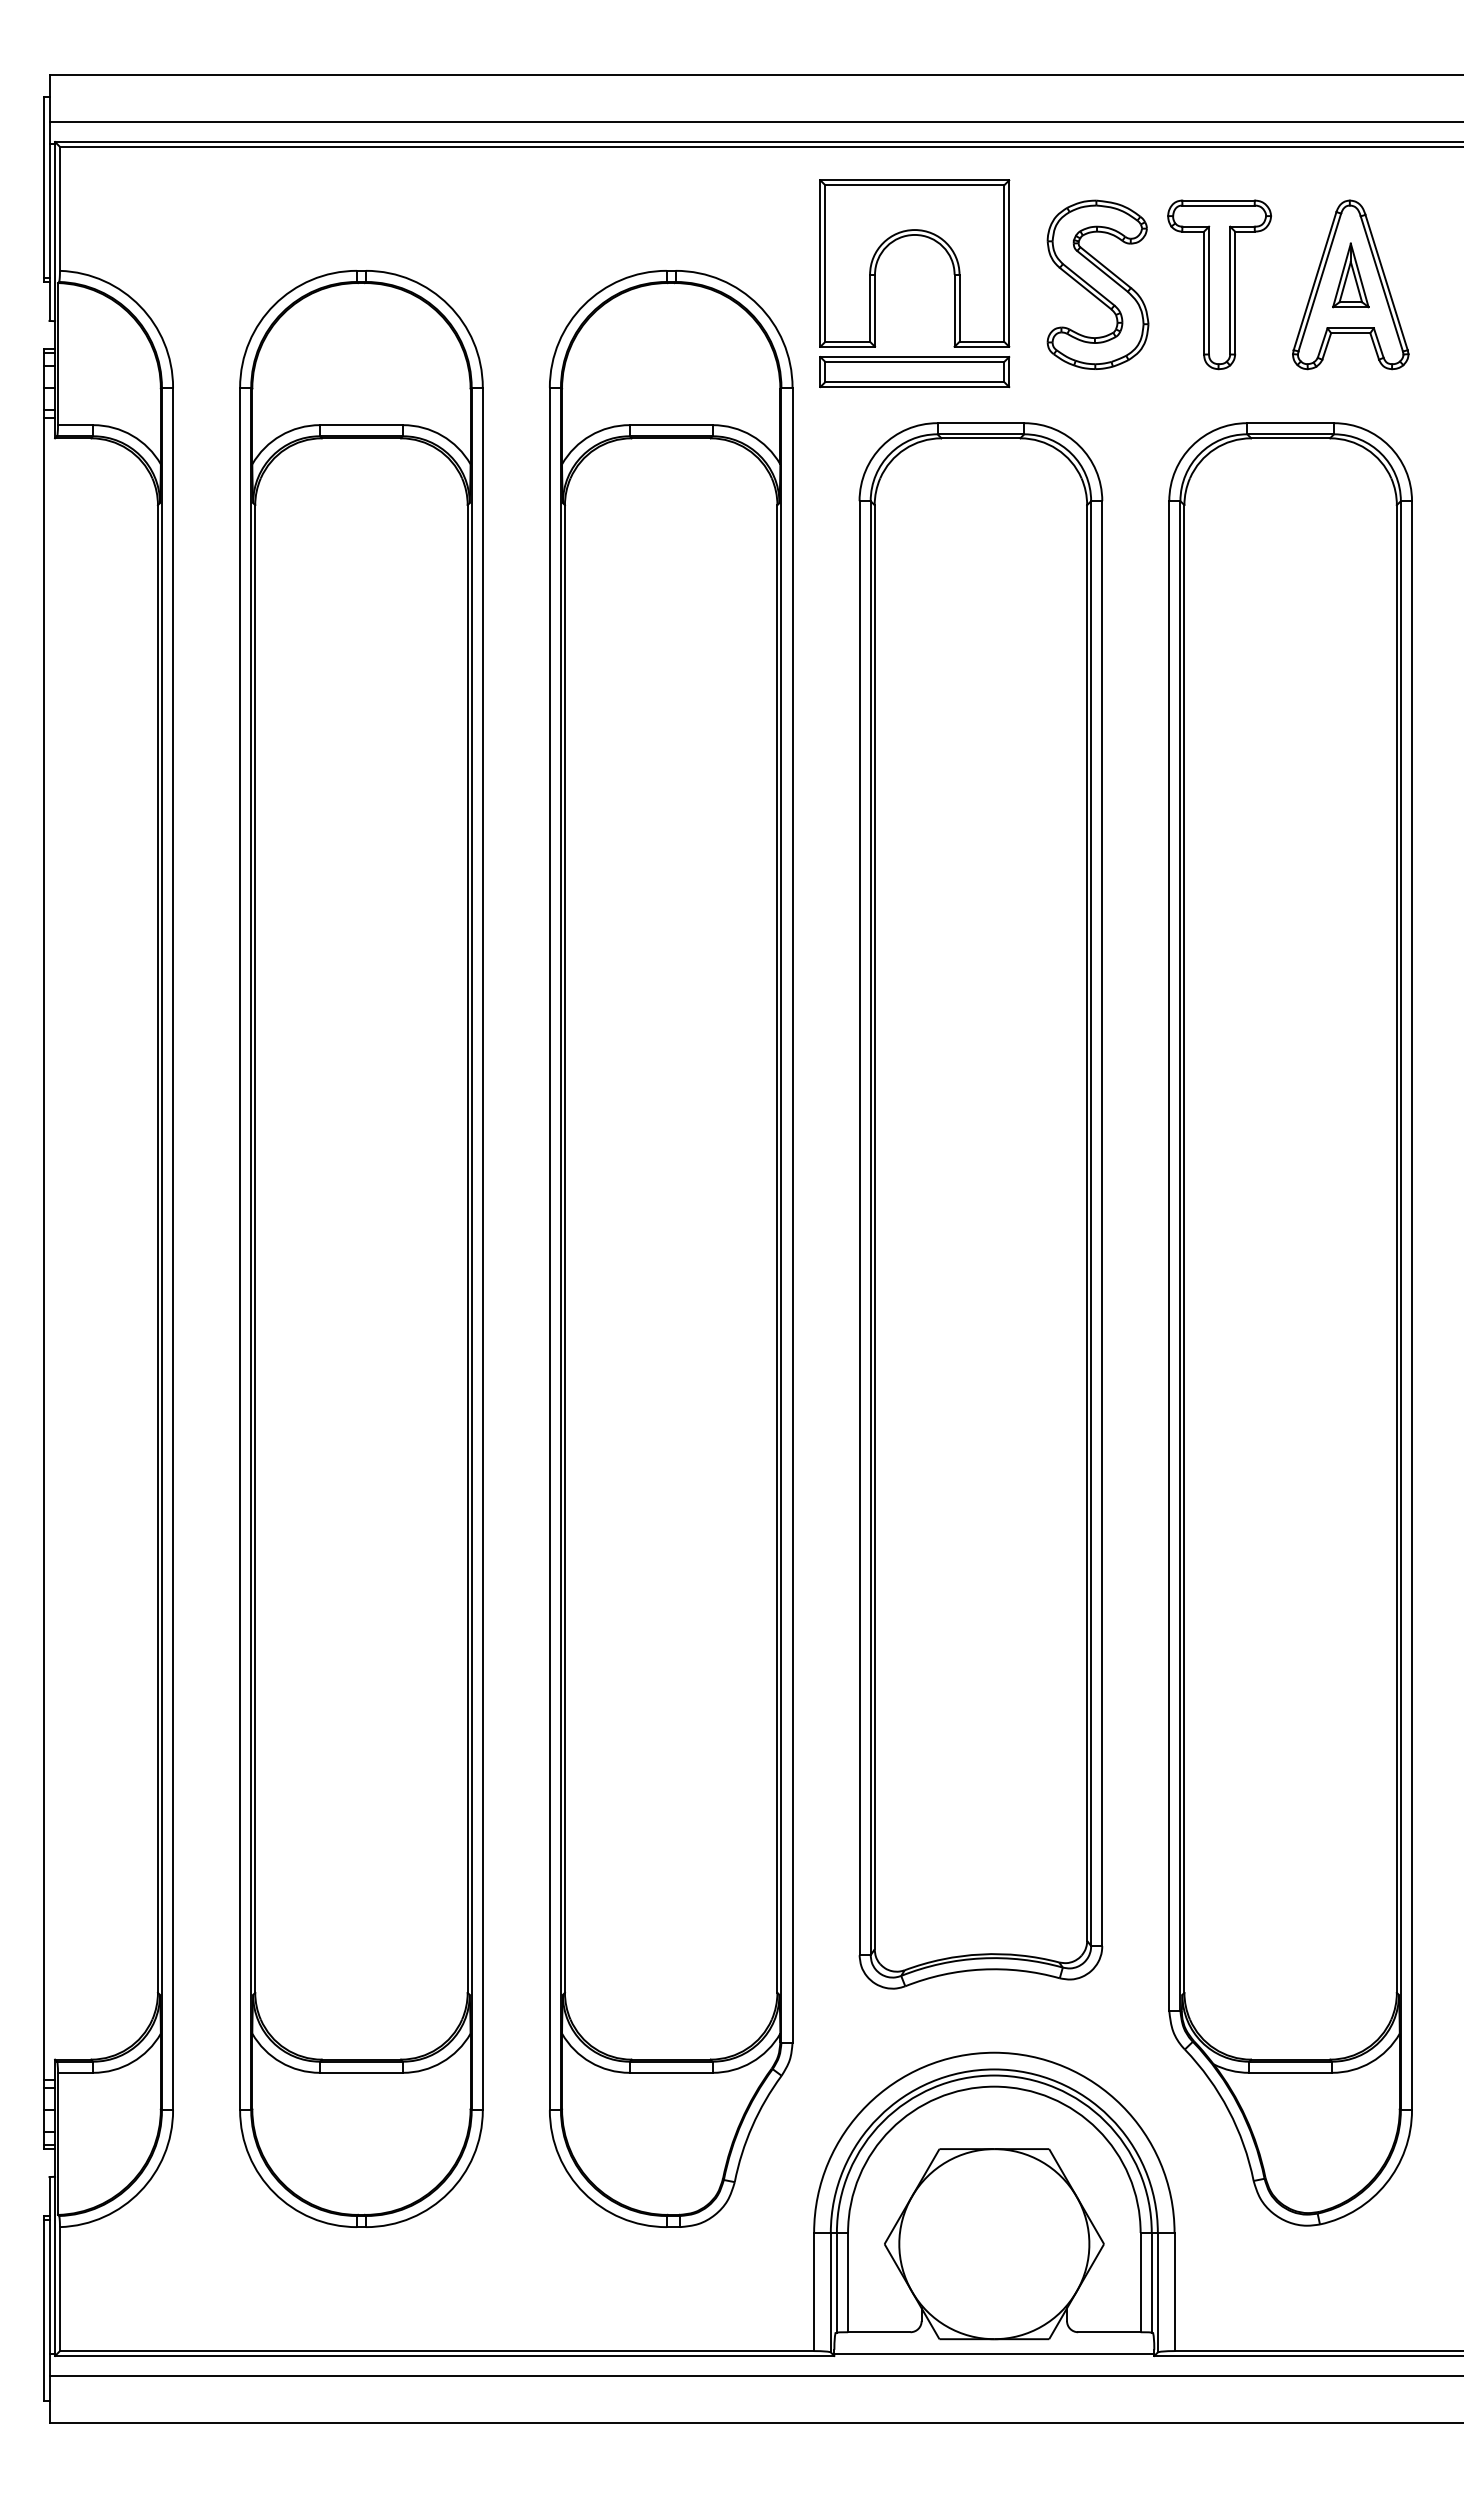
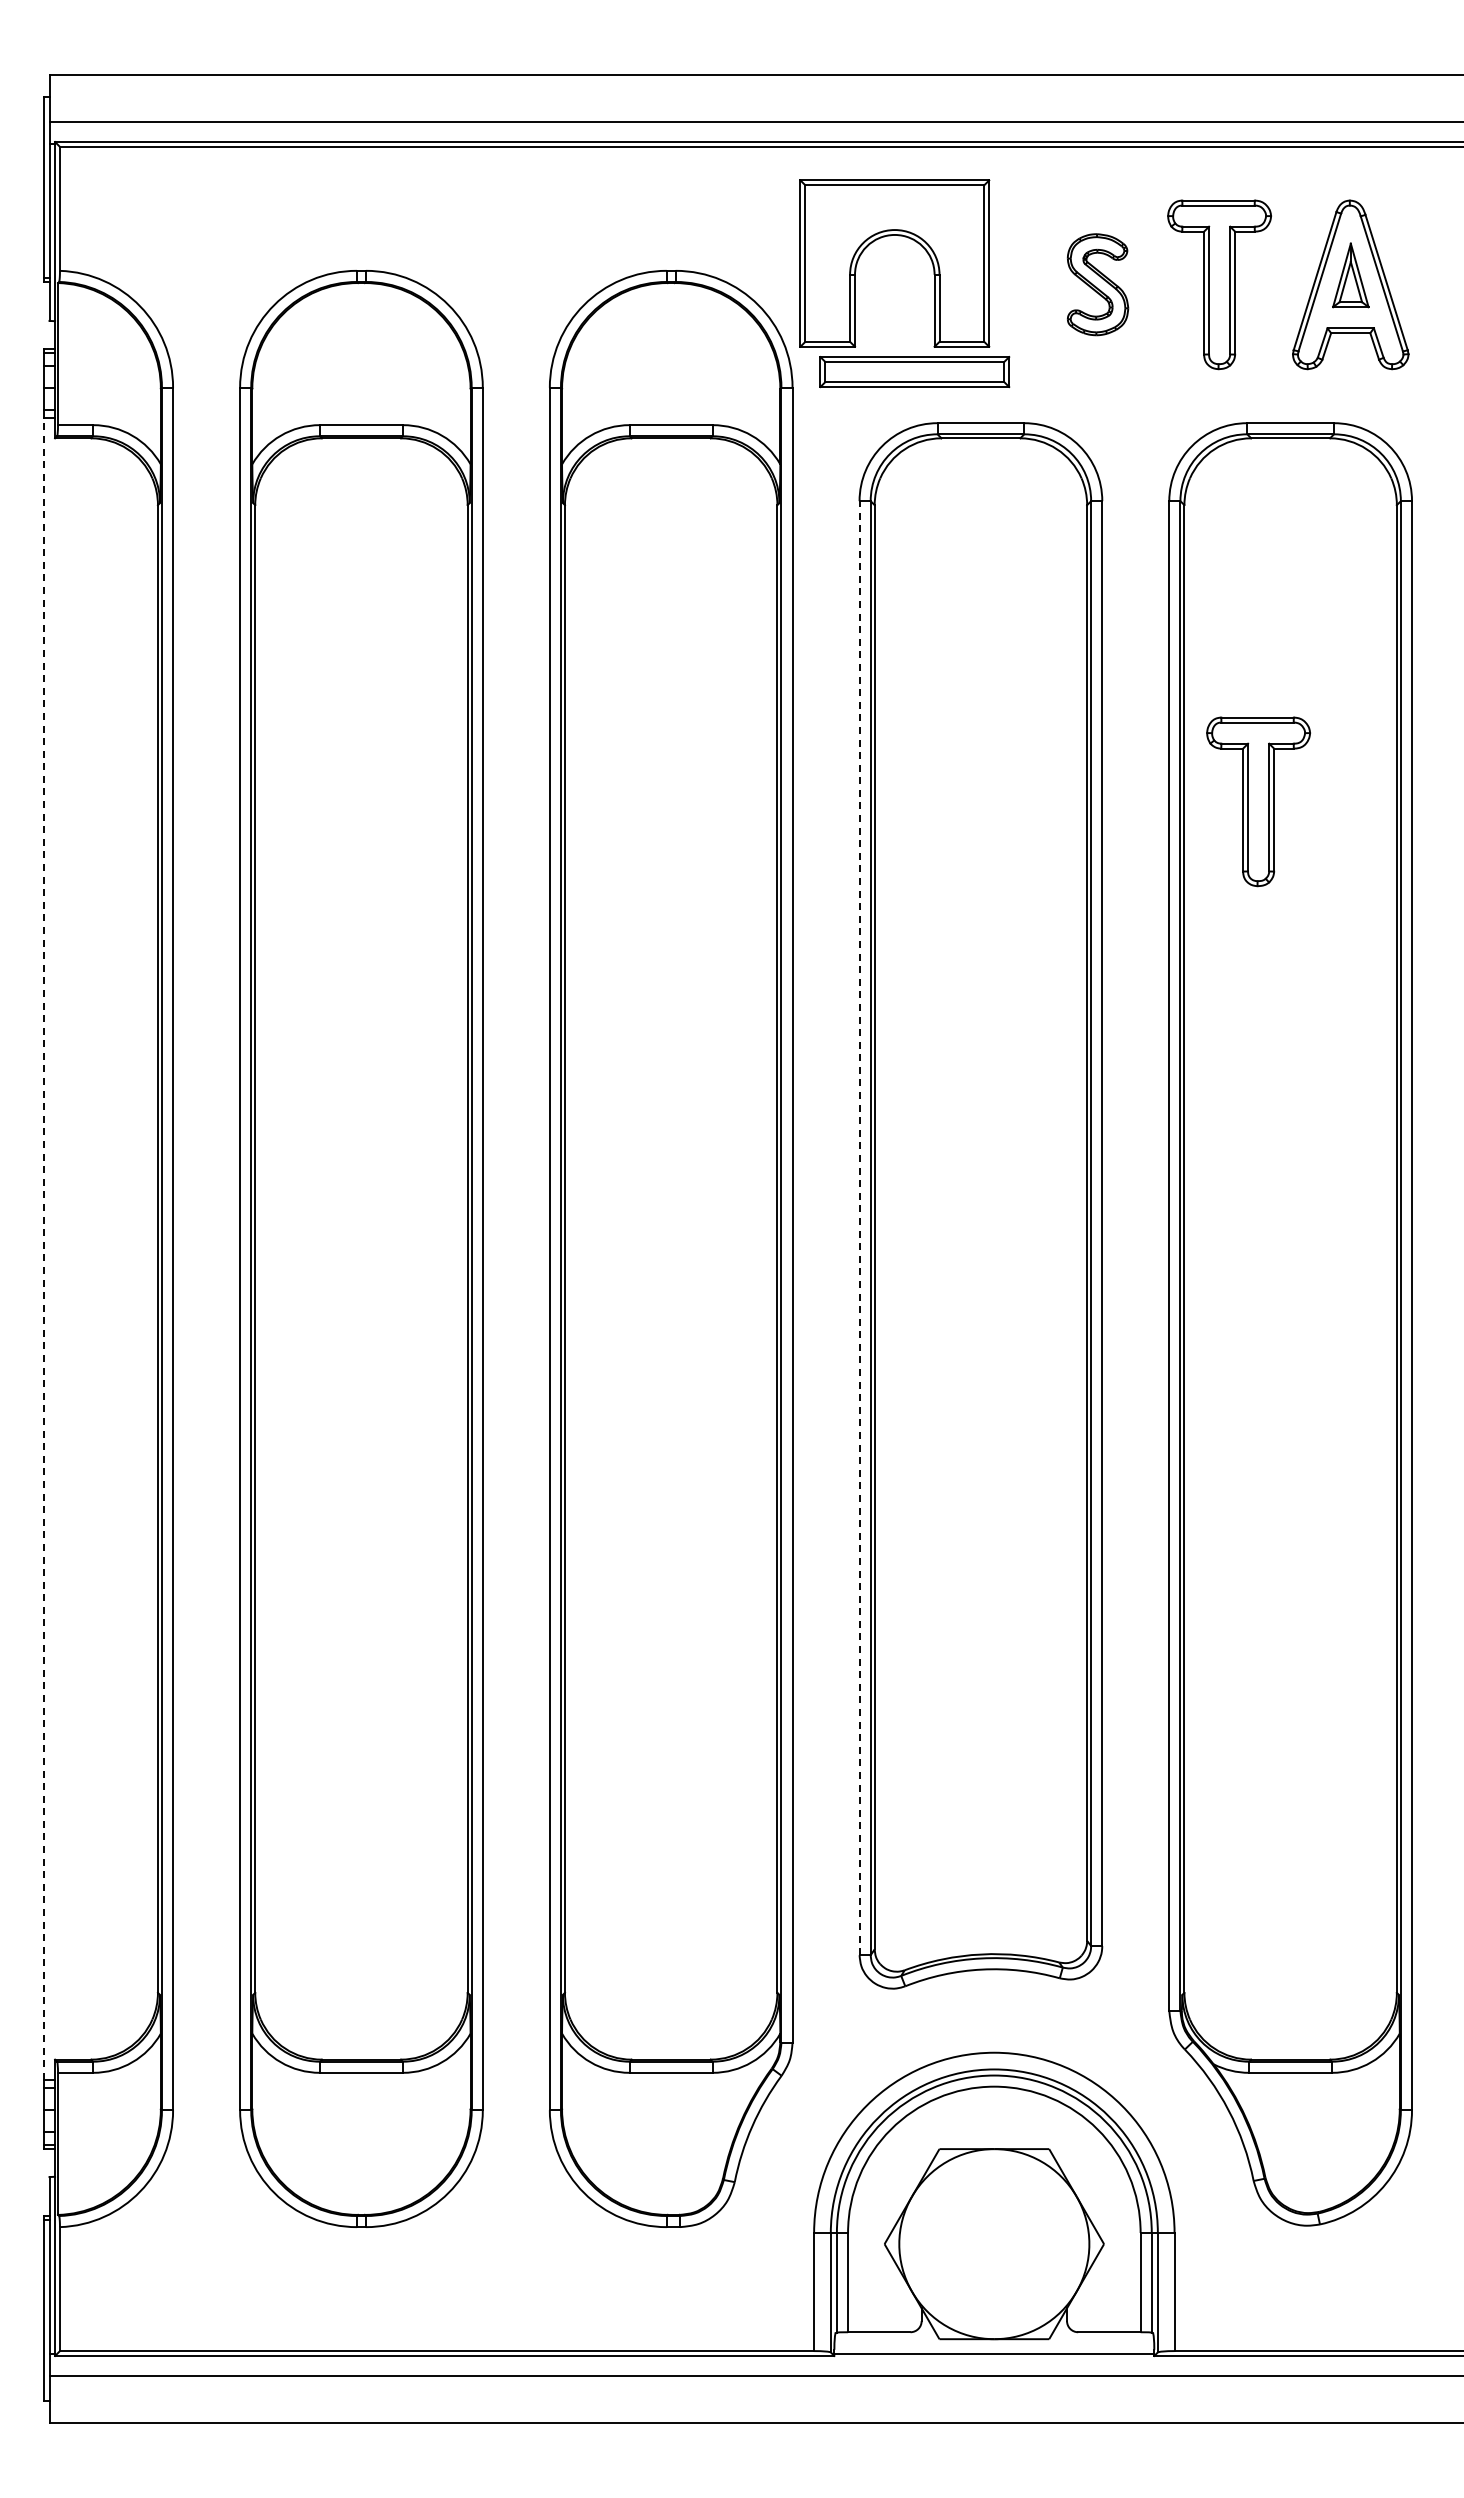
part position: (910, 236) -> (890, 236) (890, 236)
part size: 104x171 px -> 63x104 px (1098, 284)
part: none -> present (1258, 801)
line: solid -> dashed (859, 1227)
line: solid -> dashed (43, 1249)
